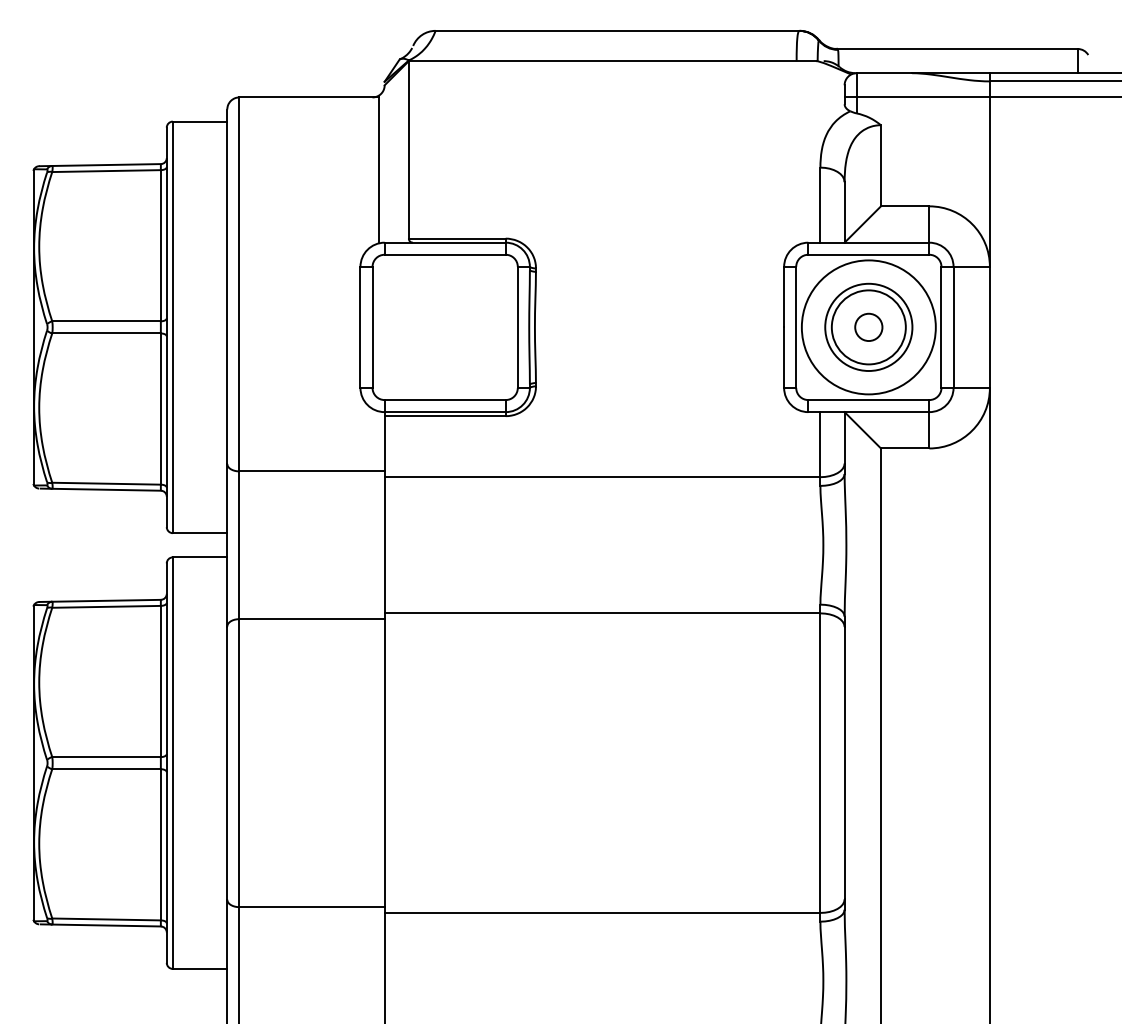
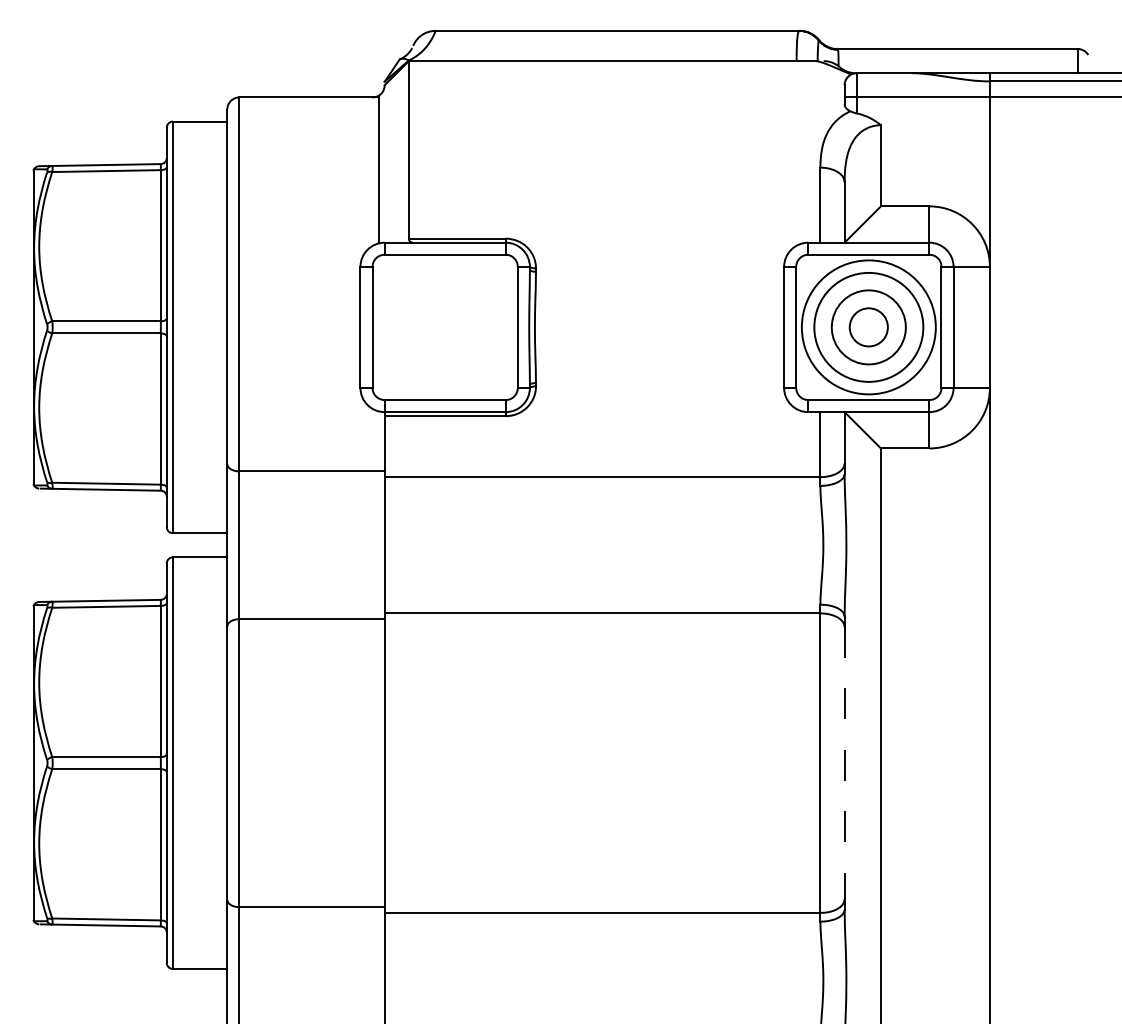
circle diameter: 27 px -> 38 px (868, 327)
circle diameter: 87 px -> 109 px (868, 326)
line: solid -> dashed (844, 763)
